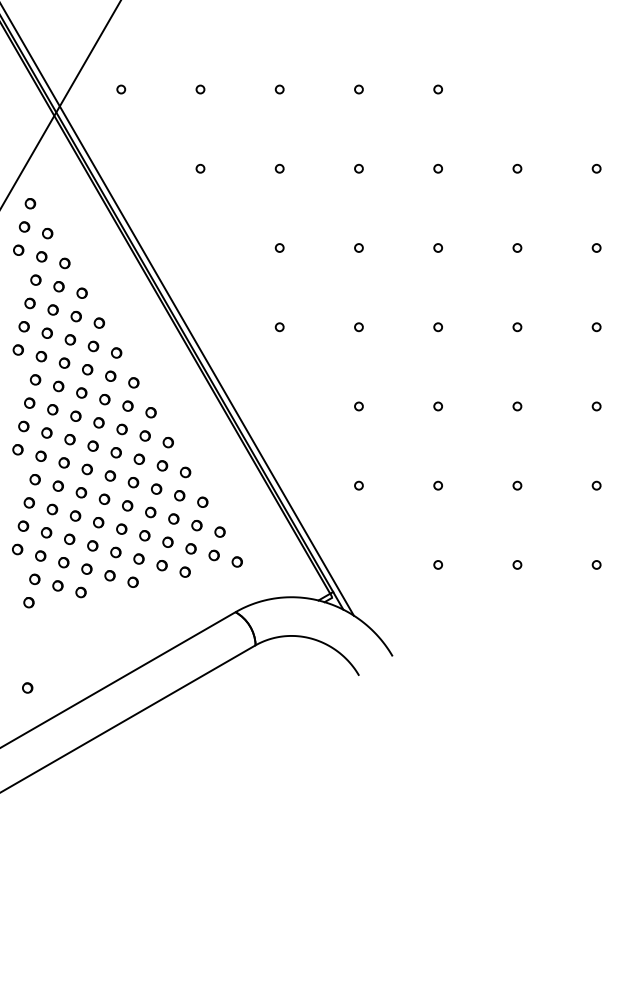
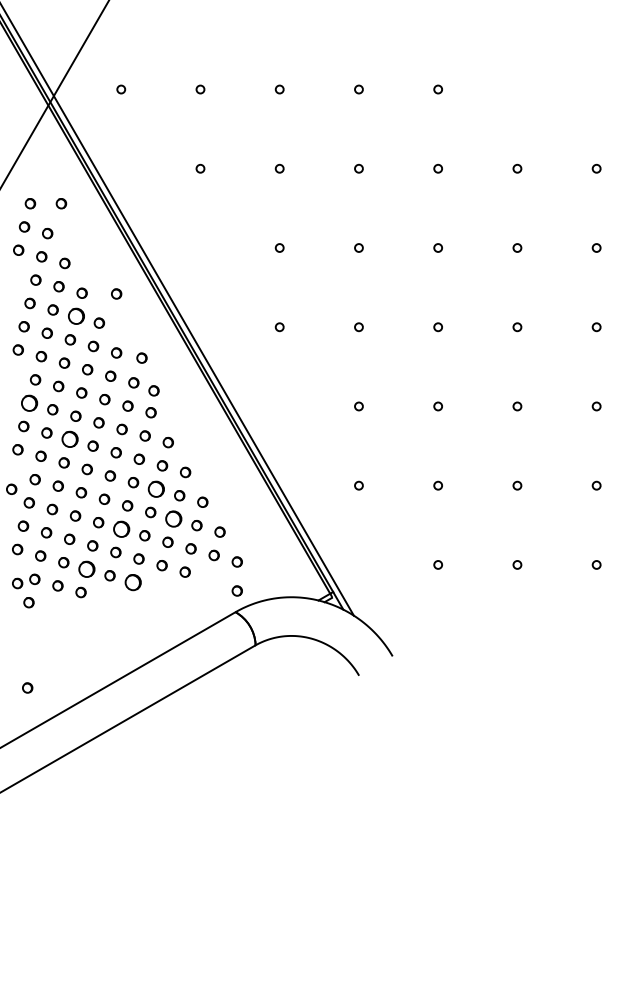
line position: (61, 103) -> (55, 93) (55, 93)
part: none -> present (61, 203)
part: none -> present (116, 293)
circle size: 12x12 px -> 17x18 px (76, 315)
part: none -> present (141, 357)
part: none -> present (153, 390)
part size: 12x12 px -> 18x18 px (29, 402)
circle size: 12x12 px -> 18x18 px (69, 438)
part: none -> present (11, 488)
part size: 12x12 px -> 18x18 px (155, 488)
part size: 12x12 px -> 18x18 px (173, 518)
part size: 12x12 px -> 18x18 px (121, 528)
part size: 12x12 px -> 18x18 px (86, 568)
part size: 12x12 px -> 18x18 px (132, 582)
part: none -> present (17, 583)
circle: none -> present (236, 590)
